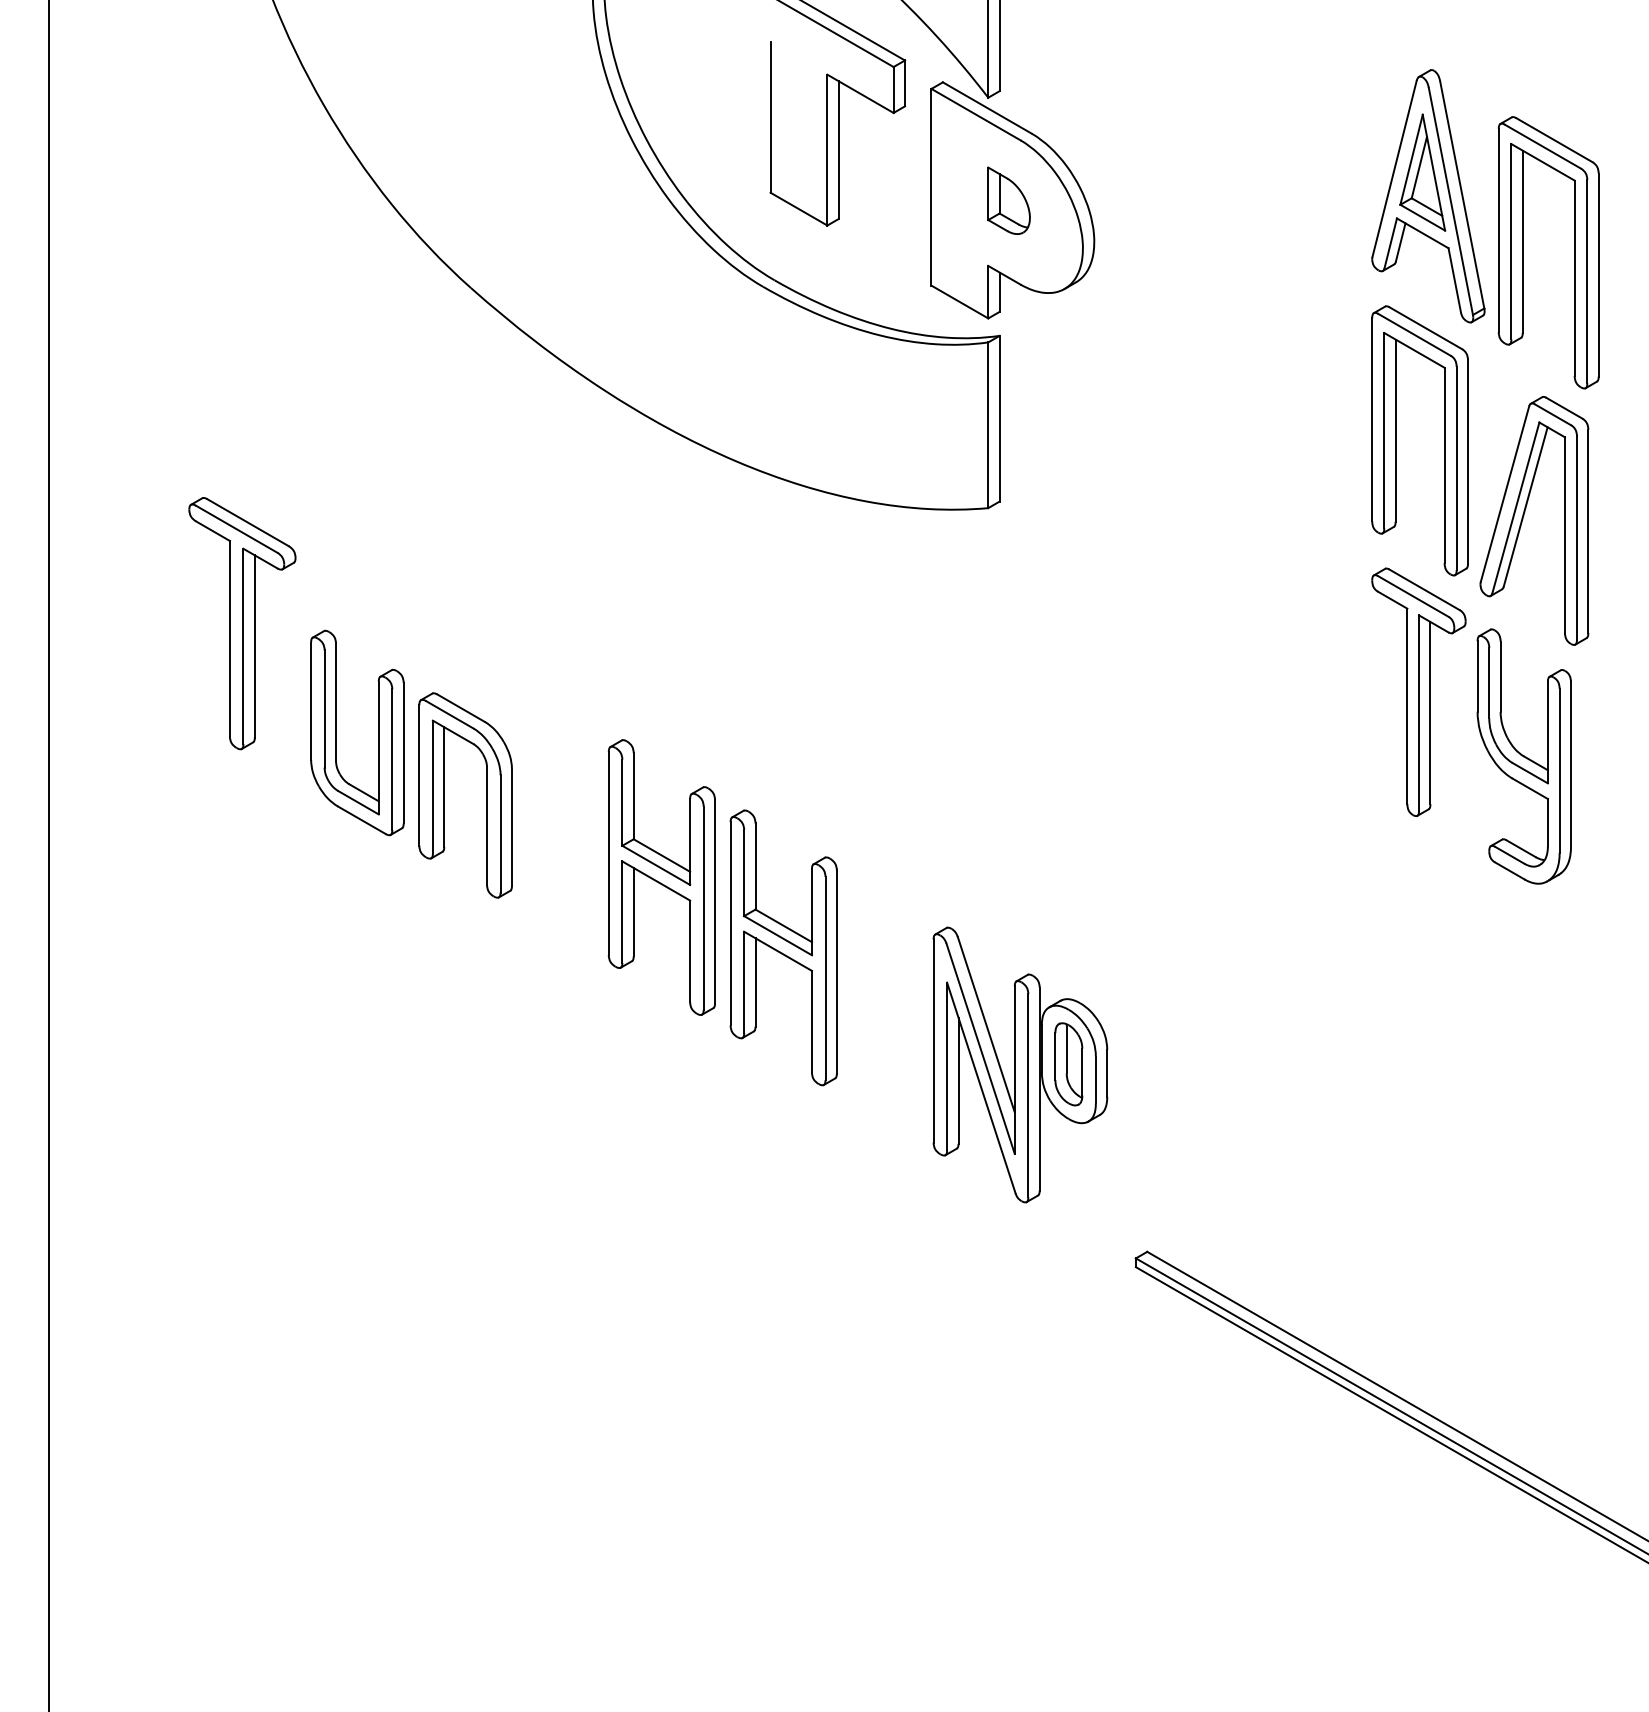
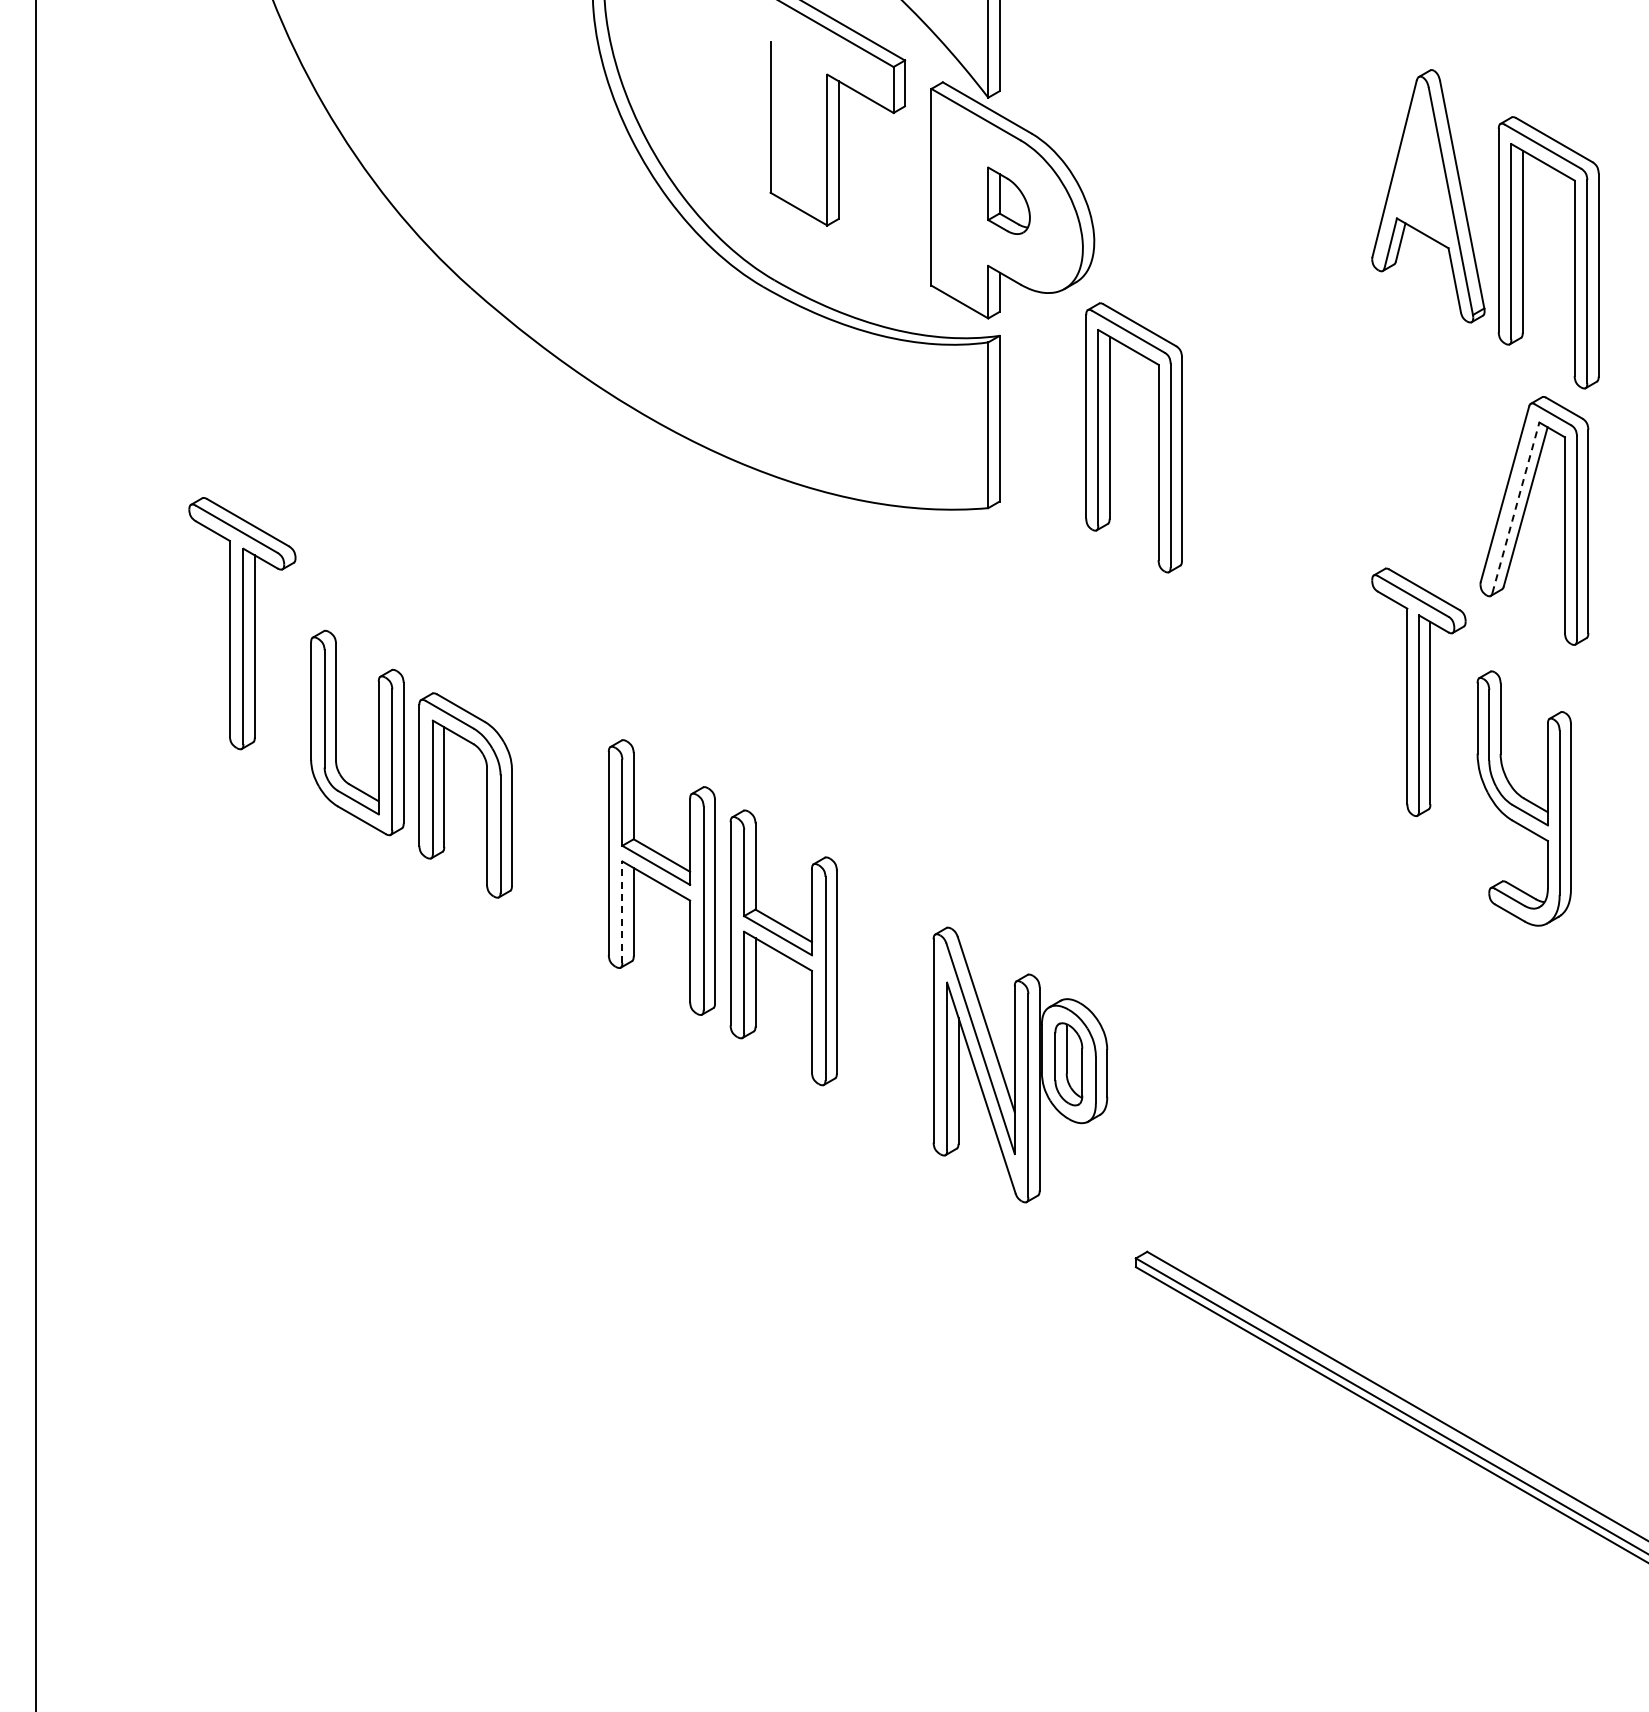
part: present -> none (1422, 172)
part position: (1396, 440) -> (1110, 437) (1110, 437)
line: solid -> dashed (1516, 507)
part position: (1523, 756) -> (1523, 798) (1523, 798)
line position: (49, 855) -> (36, 855) (36, 855)
line: solid -> dashed (622, 912)
